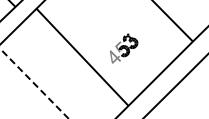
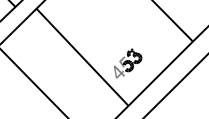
part position: (124, 48) -> (128, 63) (128, 63)
line: dashed -> solid (33, 83)
